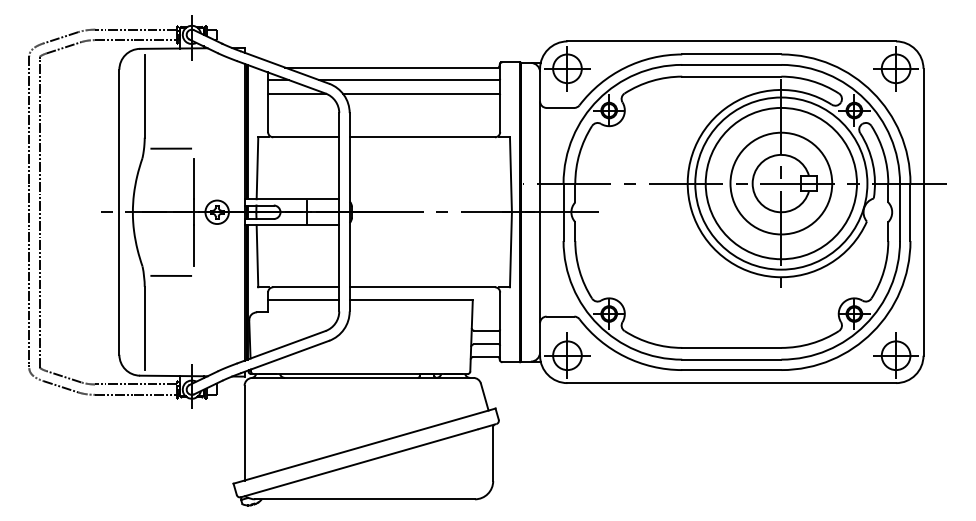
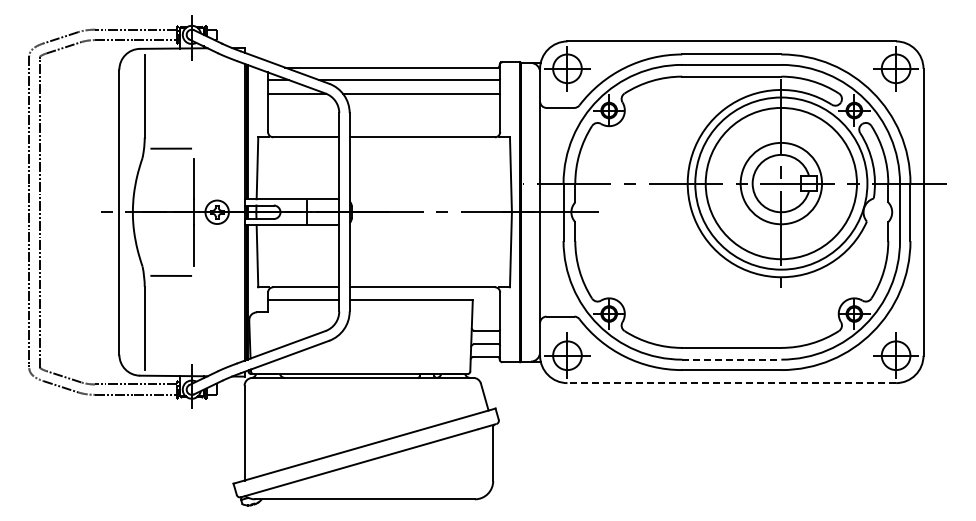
circle diameter: 102 px -> 81 px (781, 183)
line: solid -> dashed (731, 359)
line: solid -> dashed (731, 383)
